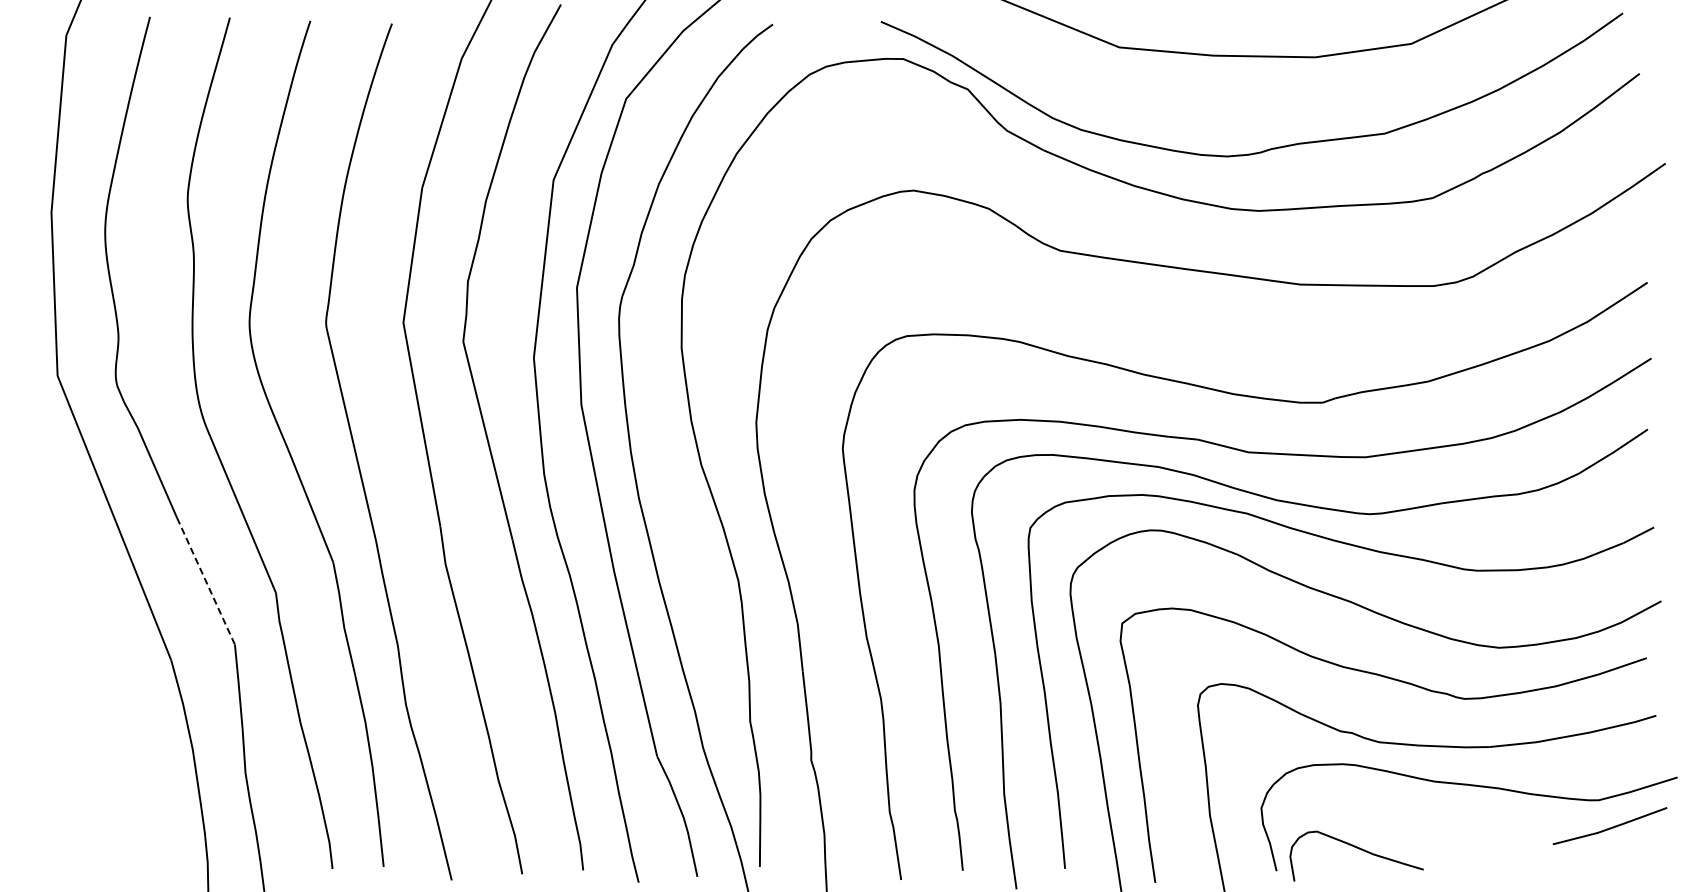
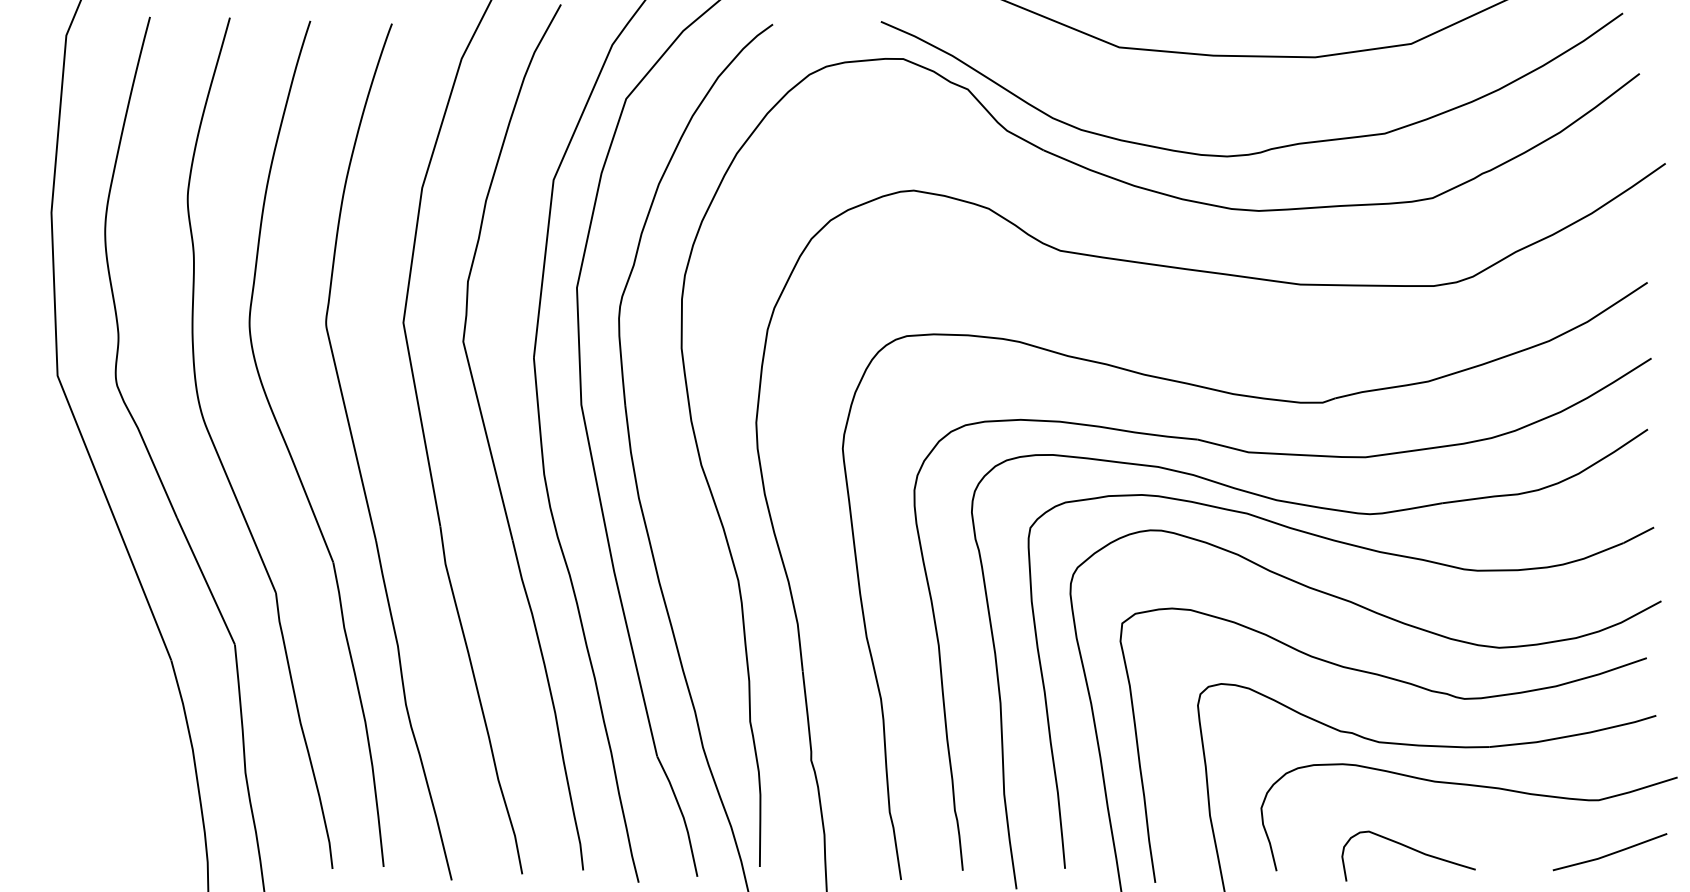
line: dashed -> solid (206, 581)
line position: (1609, 827) -> (1609, 853) (1609, 853)
curve position: (1358, 849) -> (1410, 849) (1410, 849)
